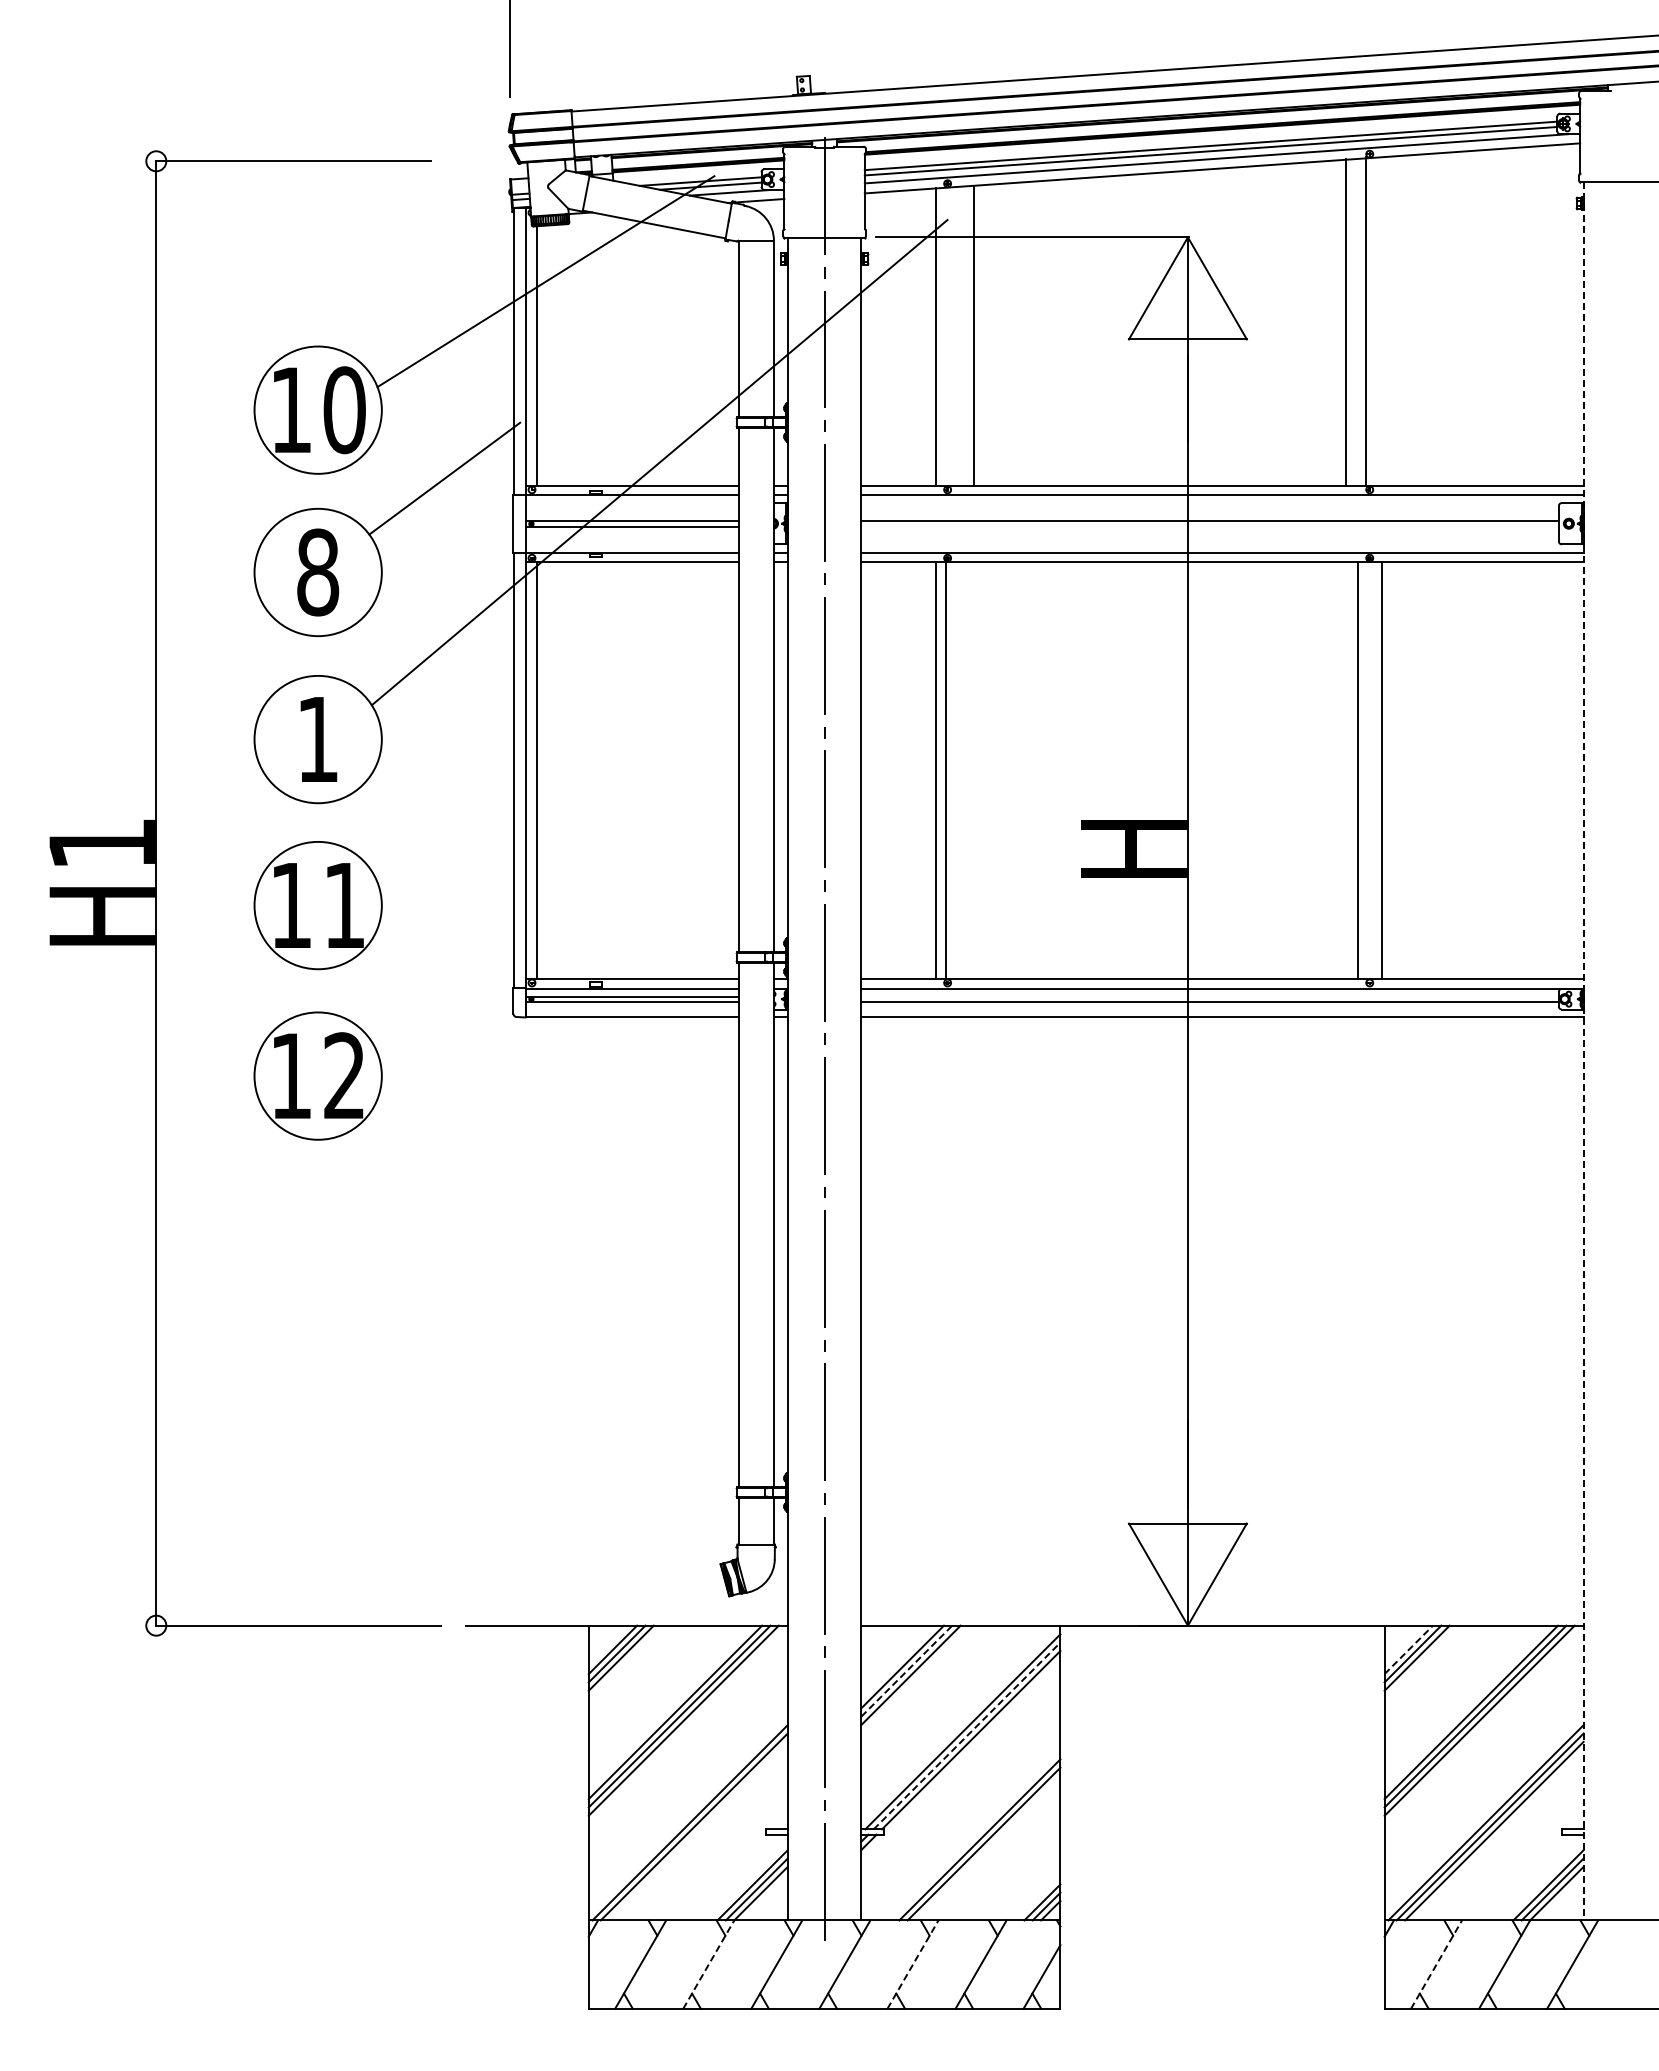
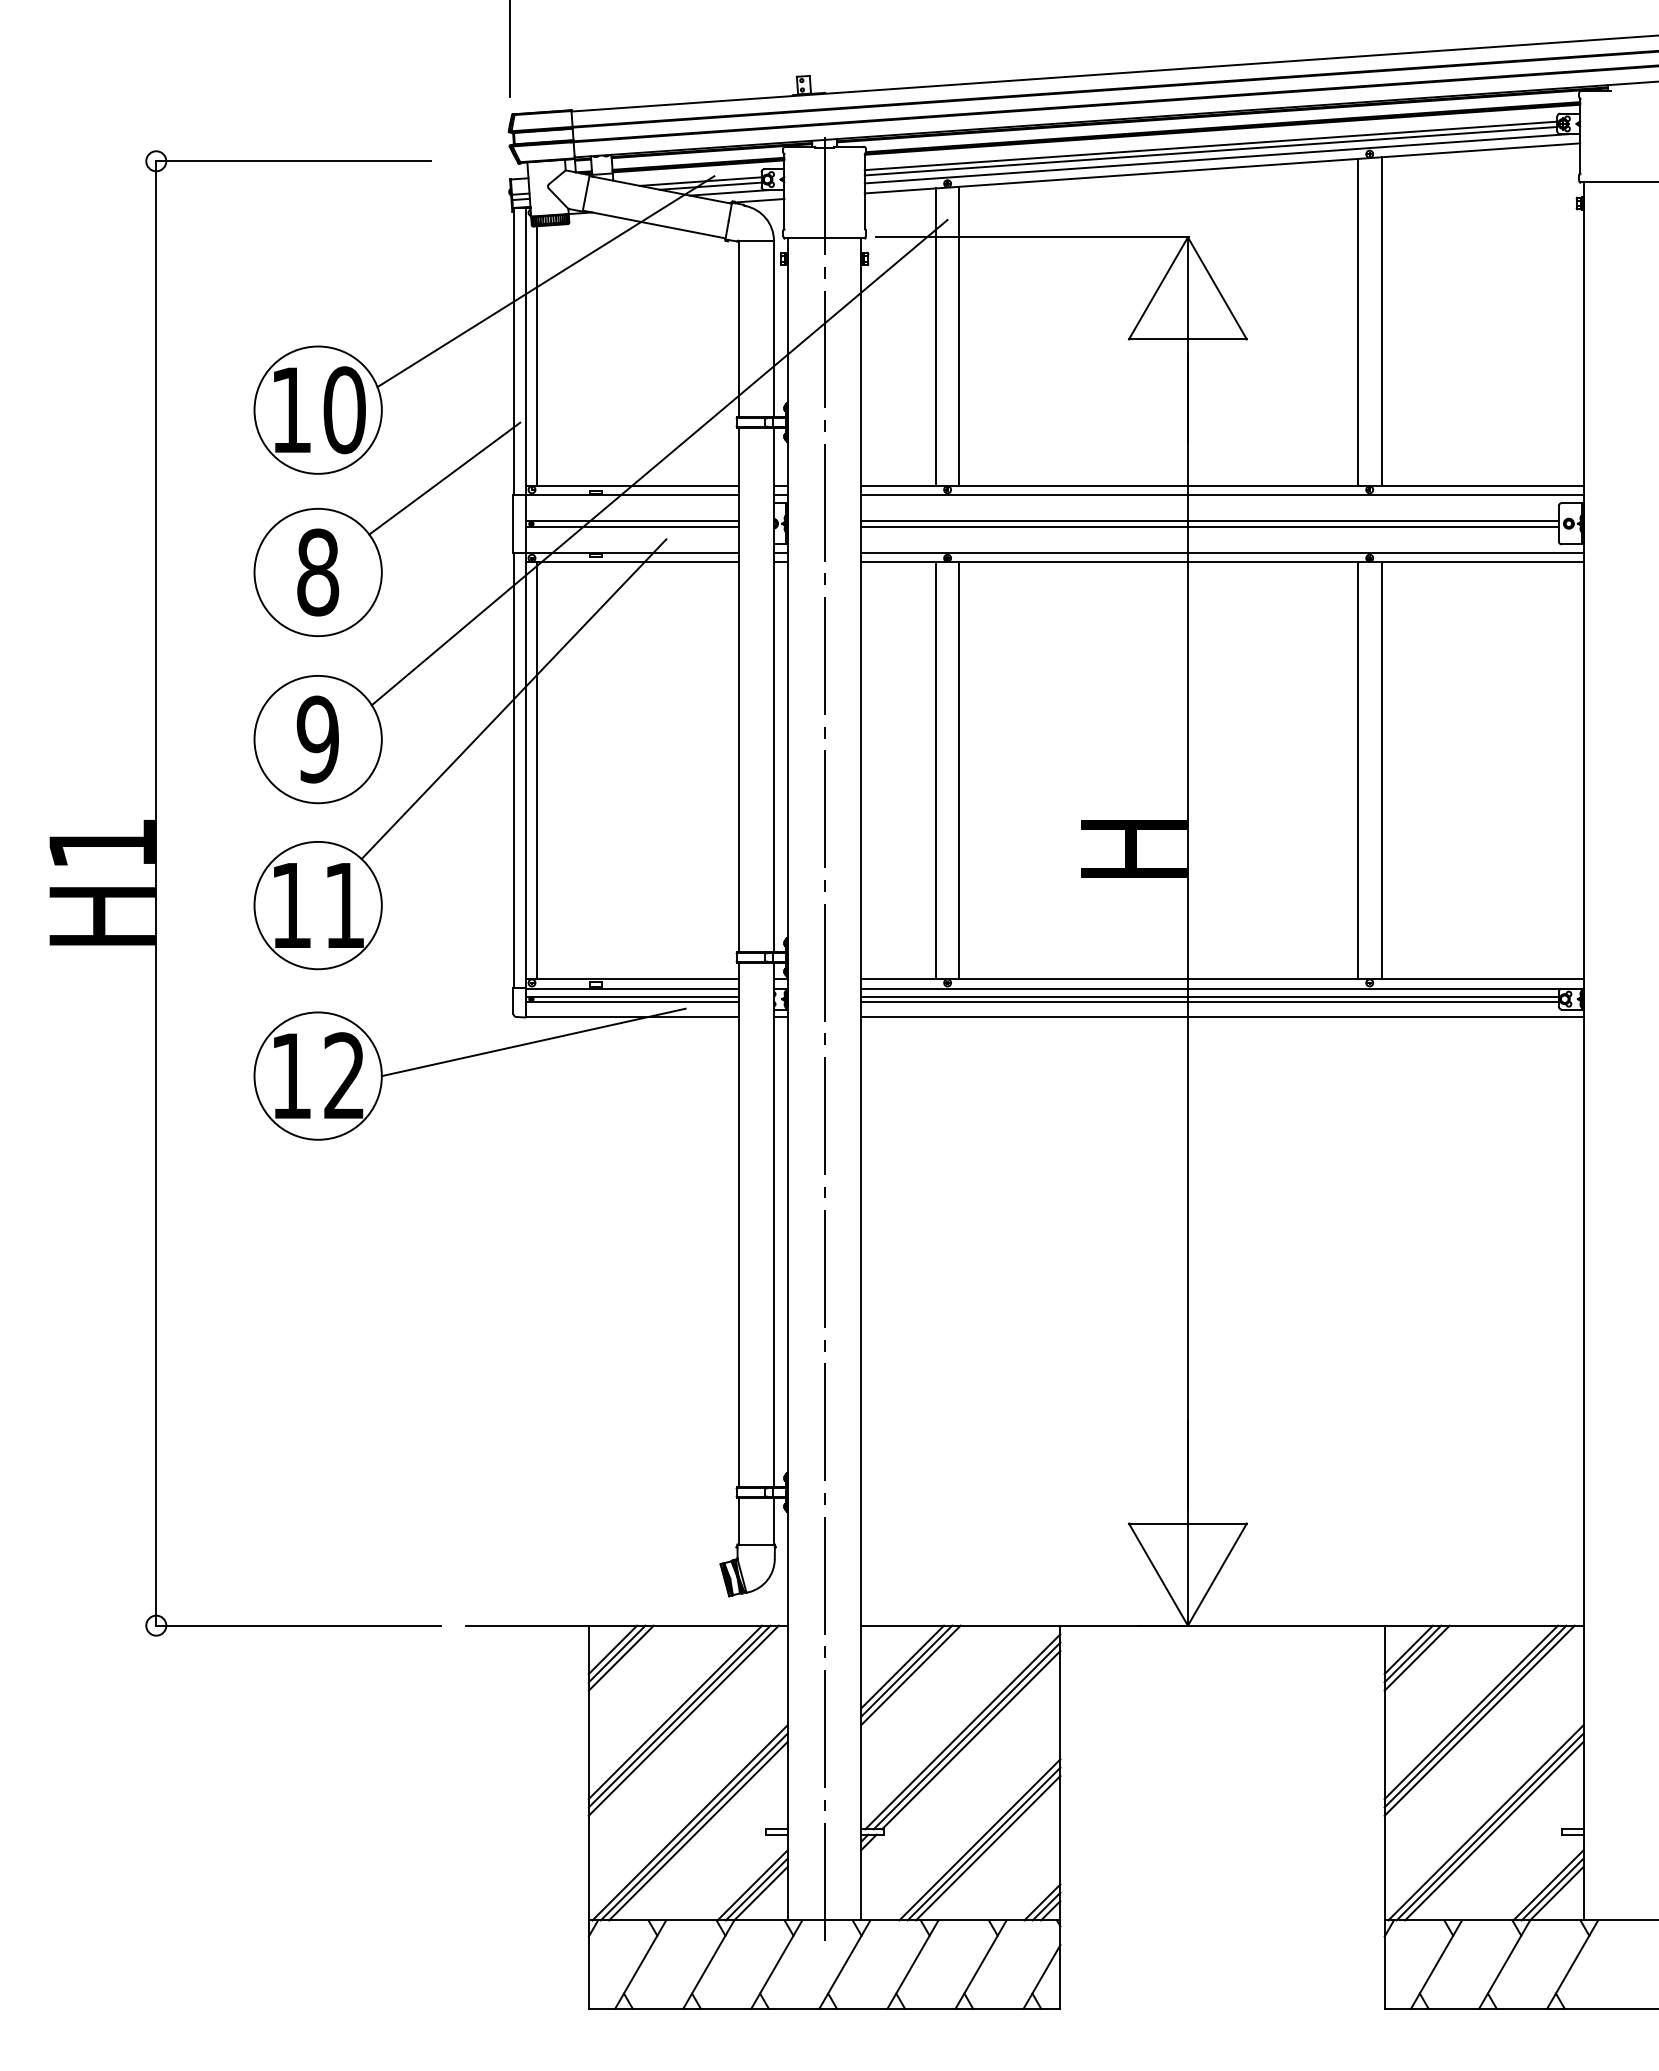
line position: (1365, 321) -> (1381, 321) (1381, 321)
line position: (1345, 322) -> (1357, 322) (1357, 322)
line position: (974, 336) -> (959, 336) (959, 336)
line: none -> present (1209, 526)
line: none -> present (513, 699)
text: 1 -> 9 (317, 739)
line position: (946, 770) -> (959, 770) (959, 770)
line: none -> present (1209, 996)
line: none -> present (533, 1042)
line: dashed -> solid (1583, 1051)
line: dashed -> solid (1409, 1649)
line: dashed -> solid (907, 1670)
line: dashed -> solid (967, 1735)
line: none -> present (698, 1830)
line: none -> present (987, 1848)
line: dashed -> solid (709, 1964)
line: dashed -> solid (913, 1964)
line: dashed -> solid (1436, 1964)
